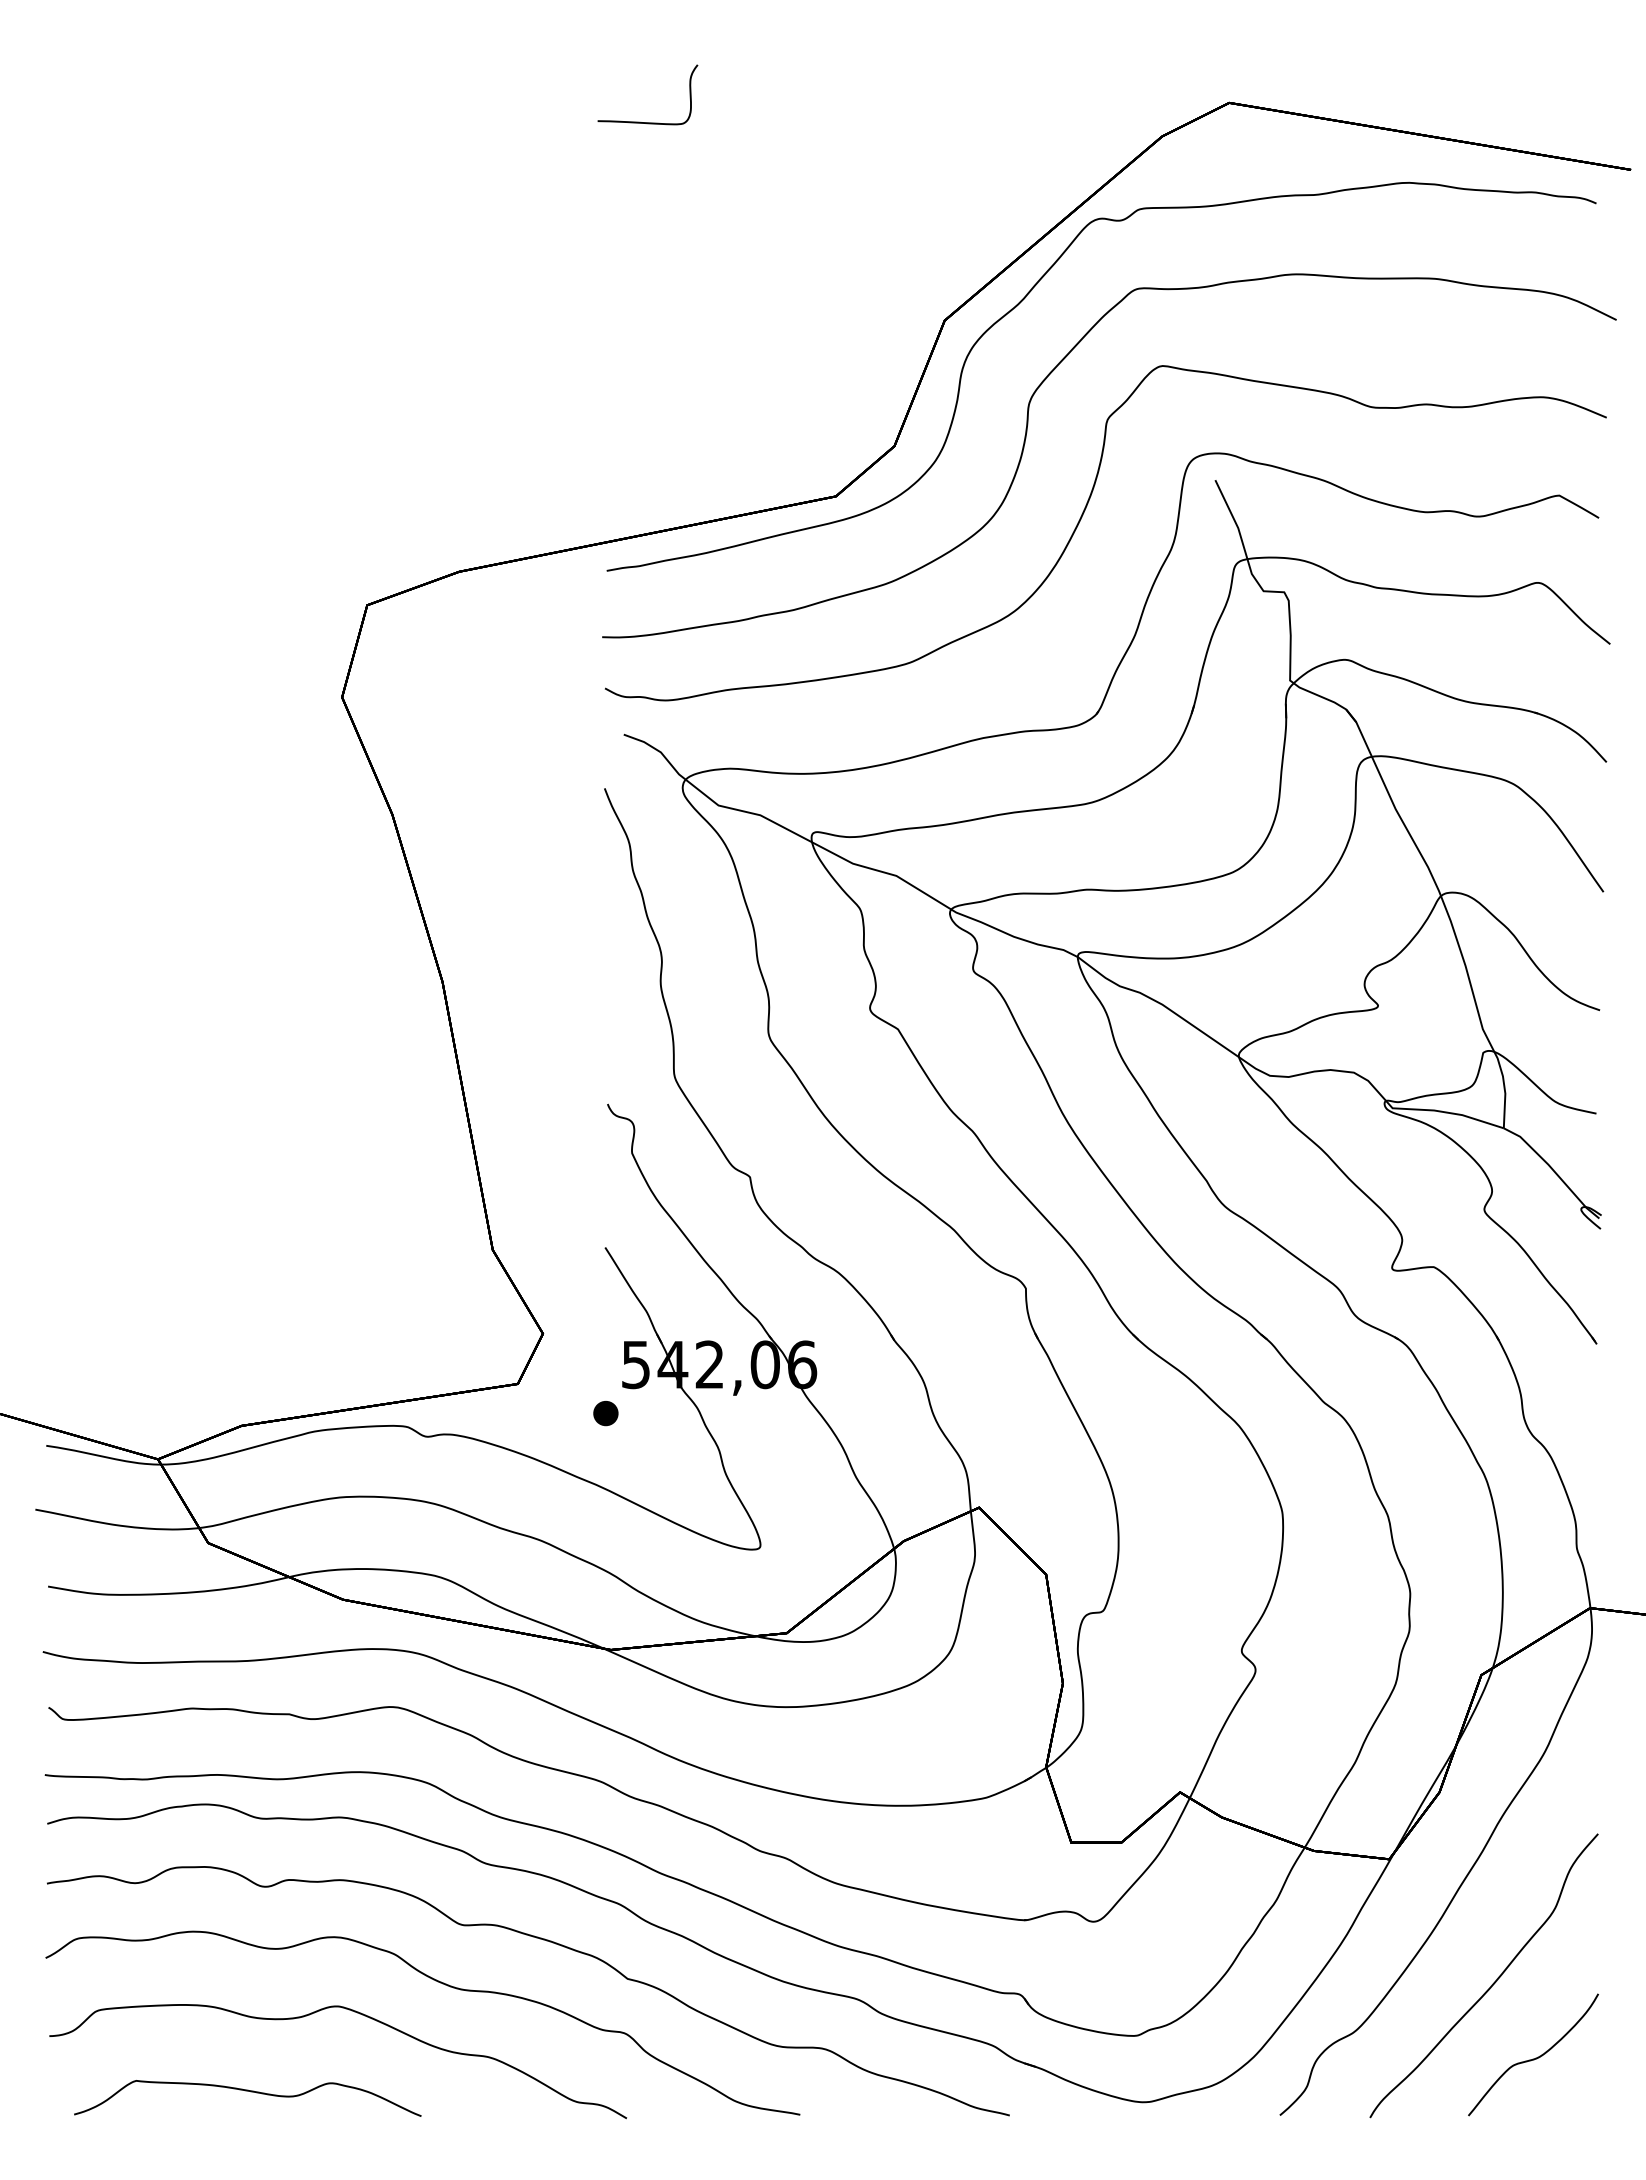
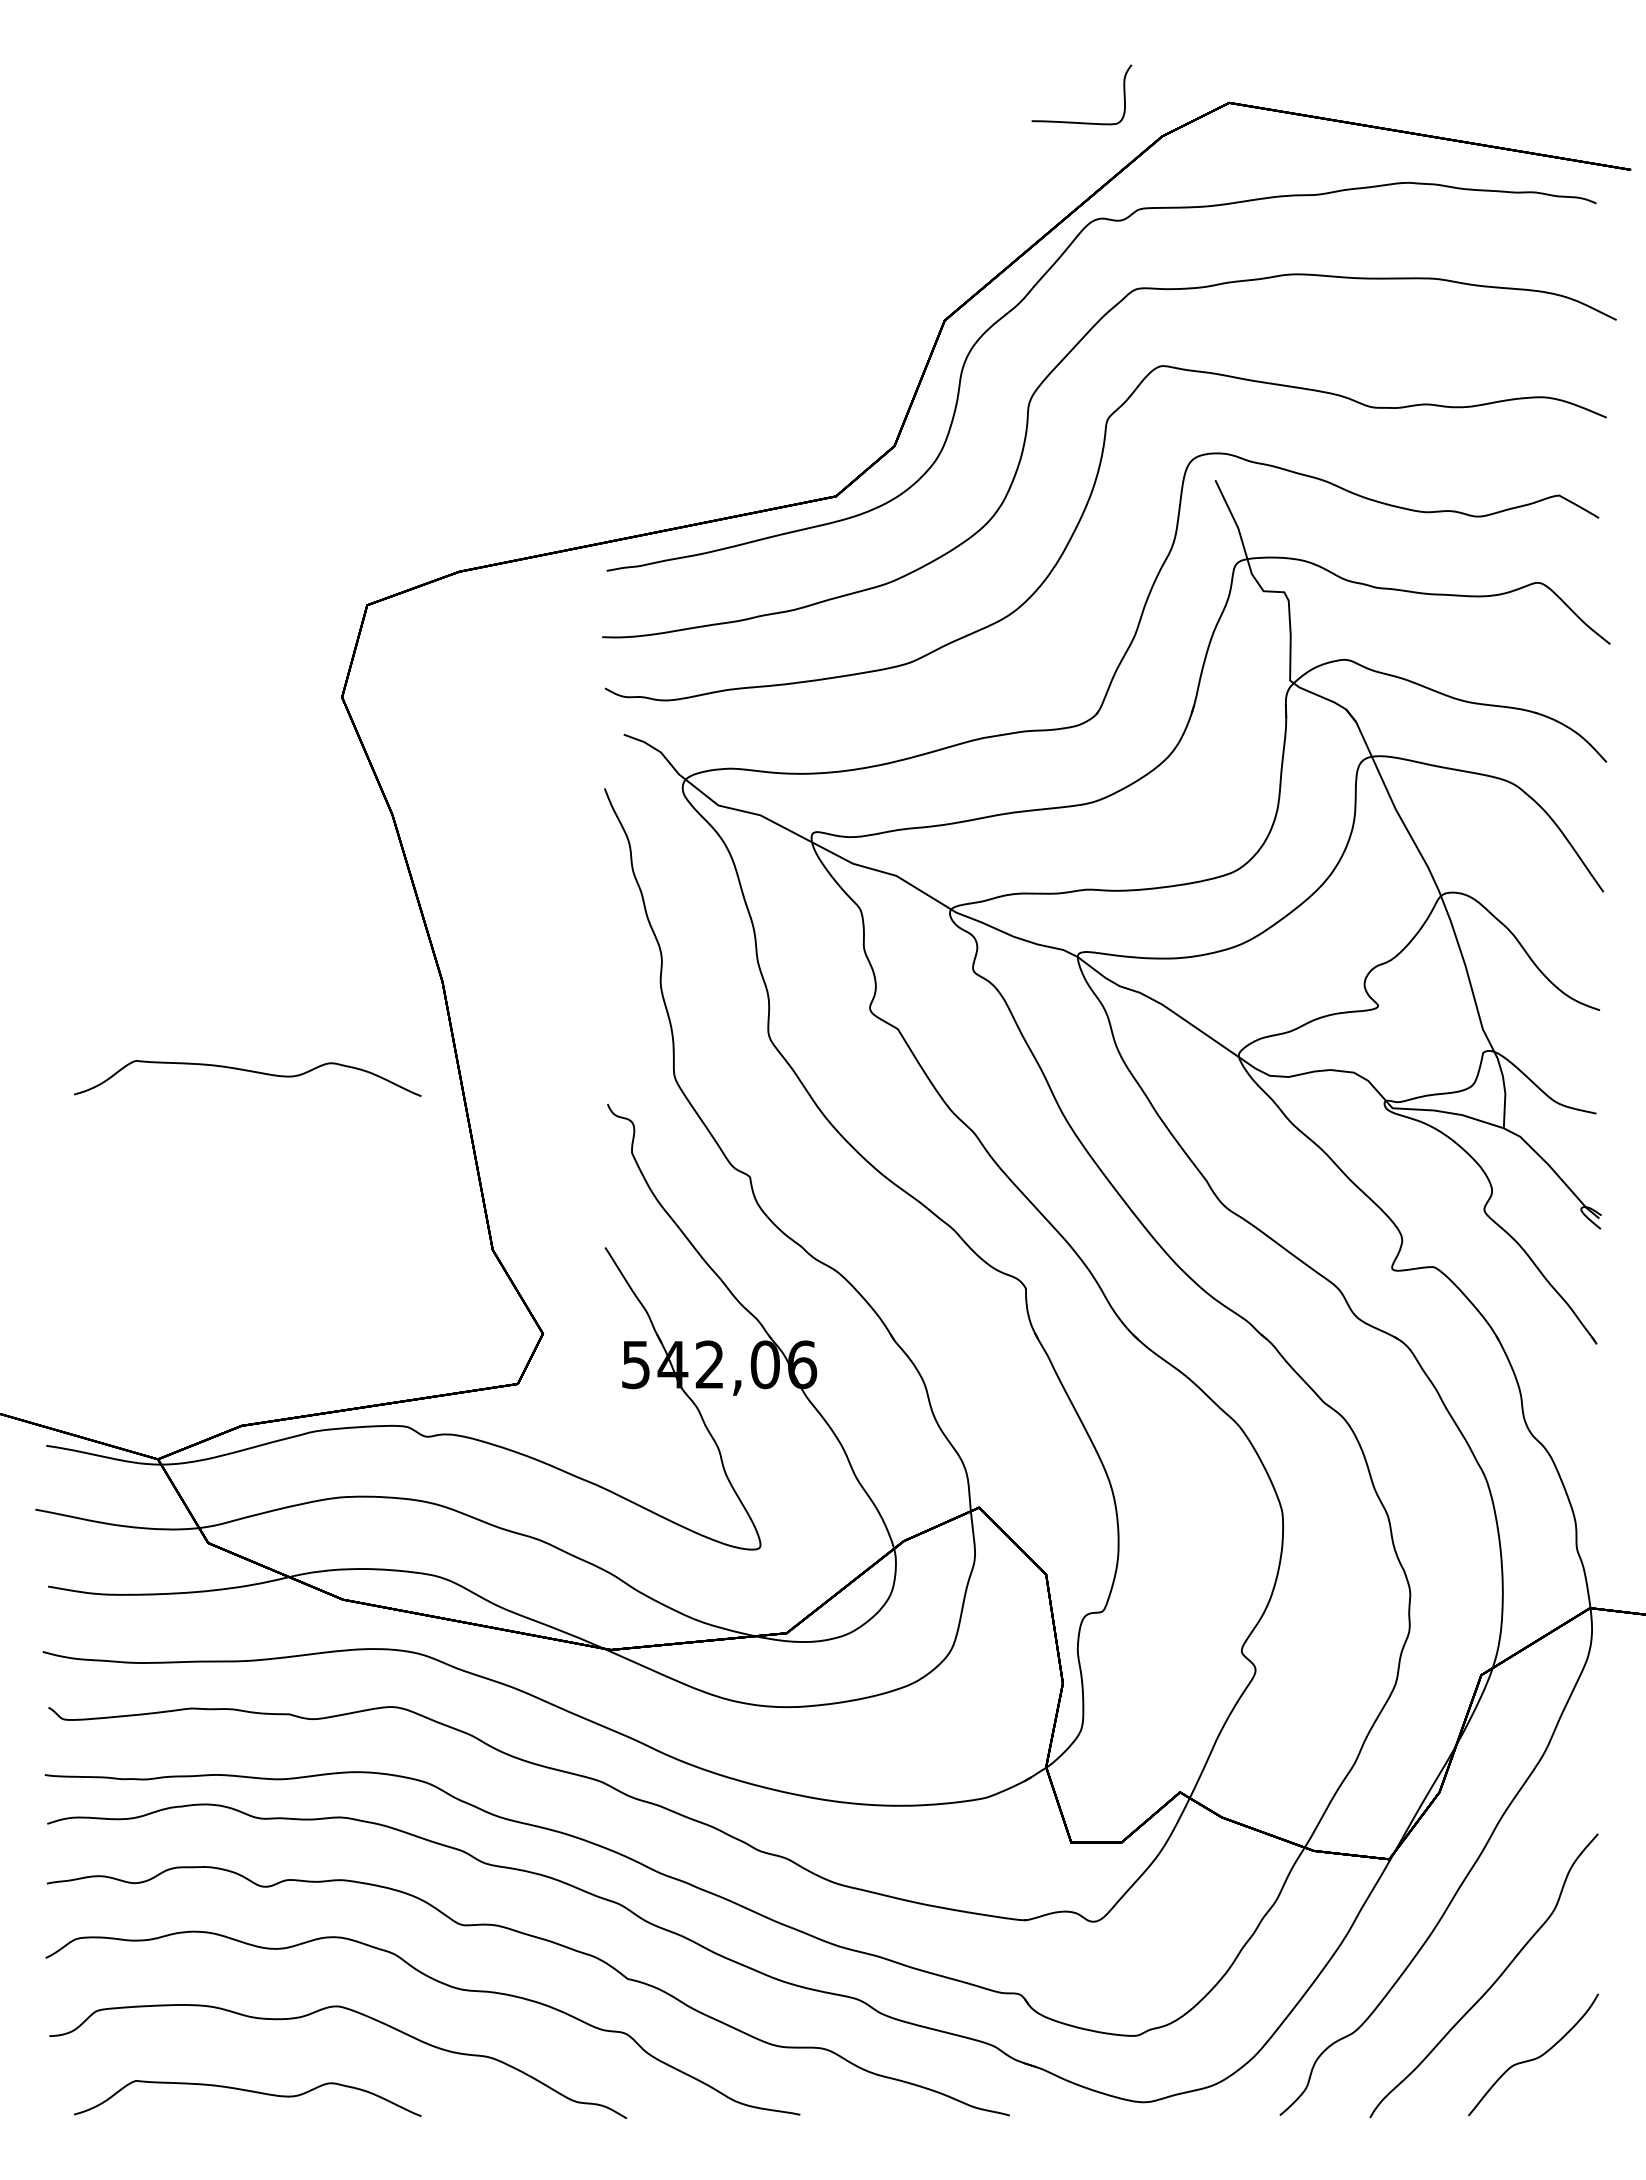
curve position: (640, 121) -> (1074, 121) (1074, 121)
part: none -> present (250, 1072)
part: present -> none (605, 1413)
